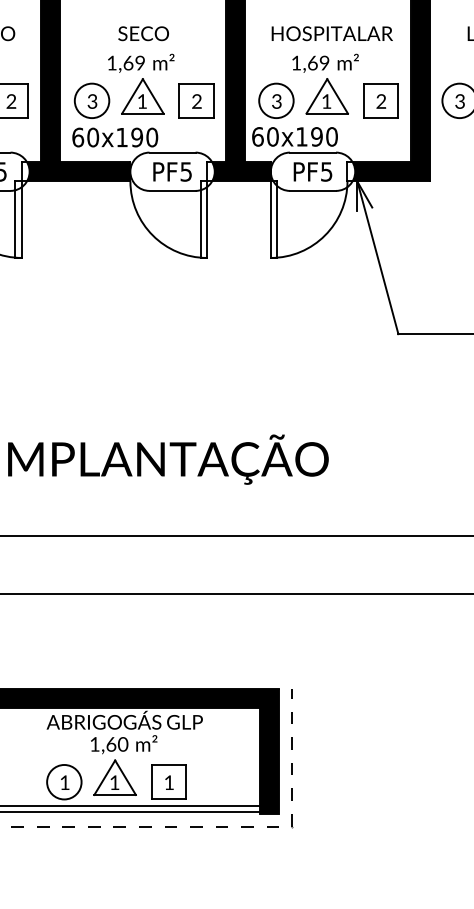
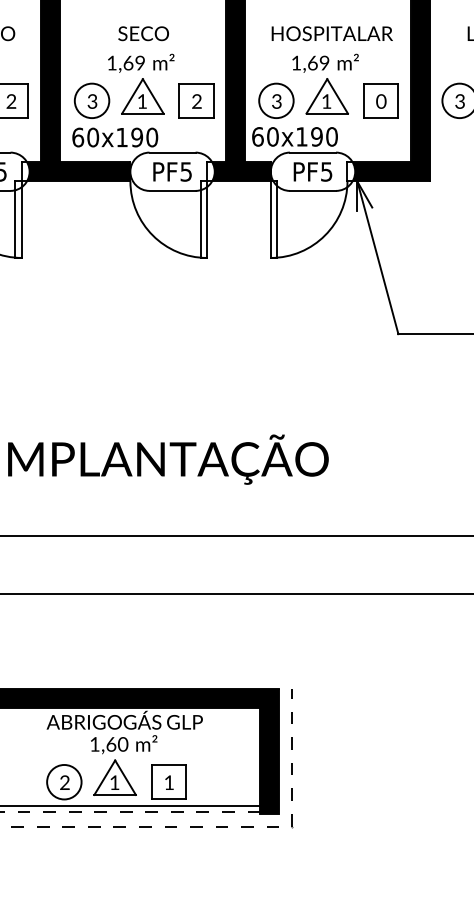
text: 2 -> 0 (381, 101)
text: 1 -> 2 (64, 782)
line: solid -> dashed (129, 811)
